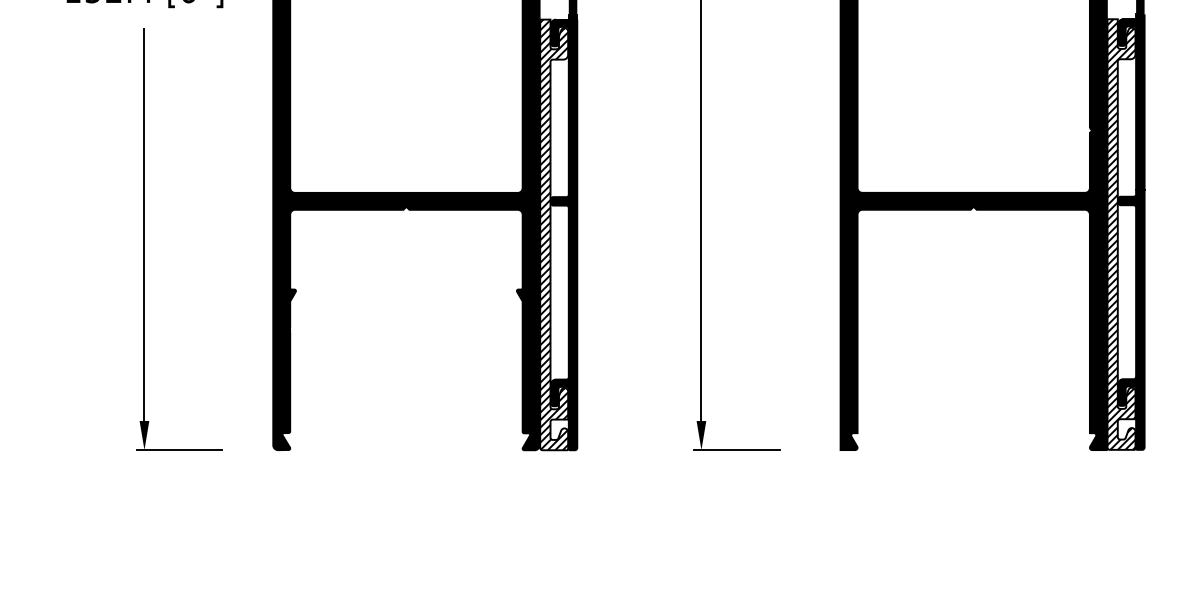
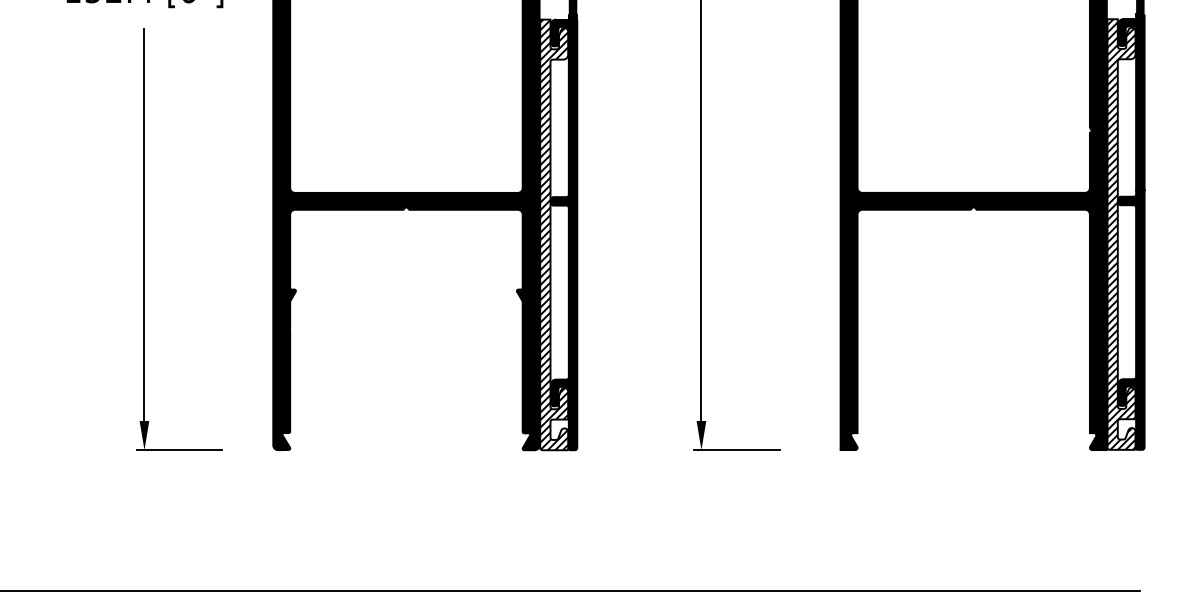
line: none -> present (571, 590)
